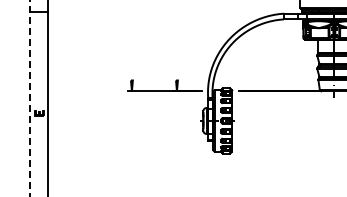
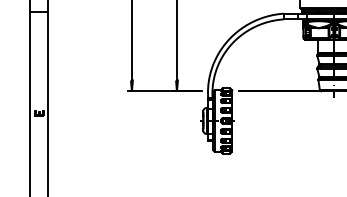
line: none -> present (131, 41)
line: none -> present (176, 41)
line: dashed -> solid (30, 98)
